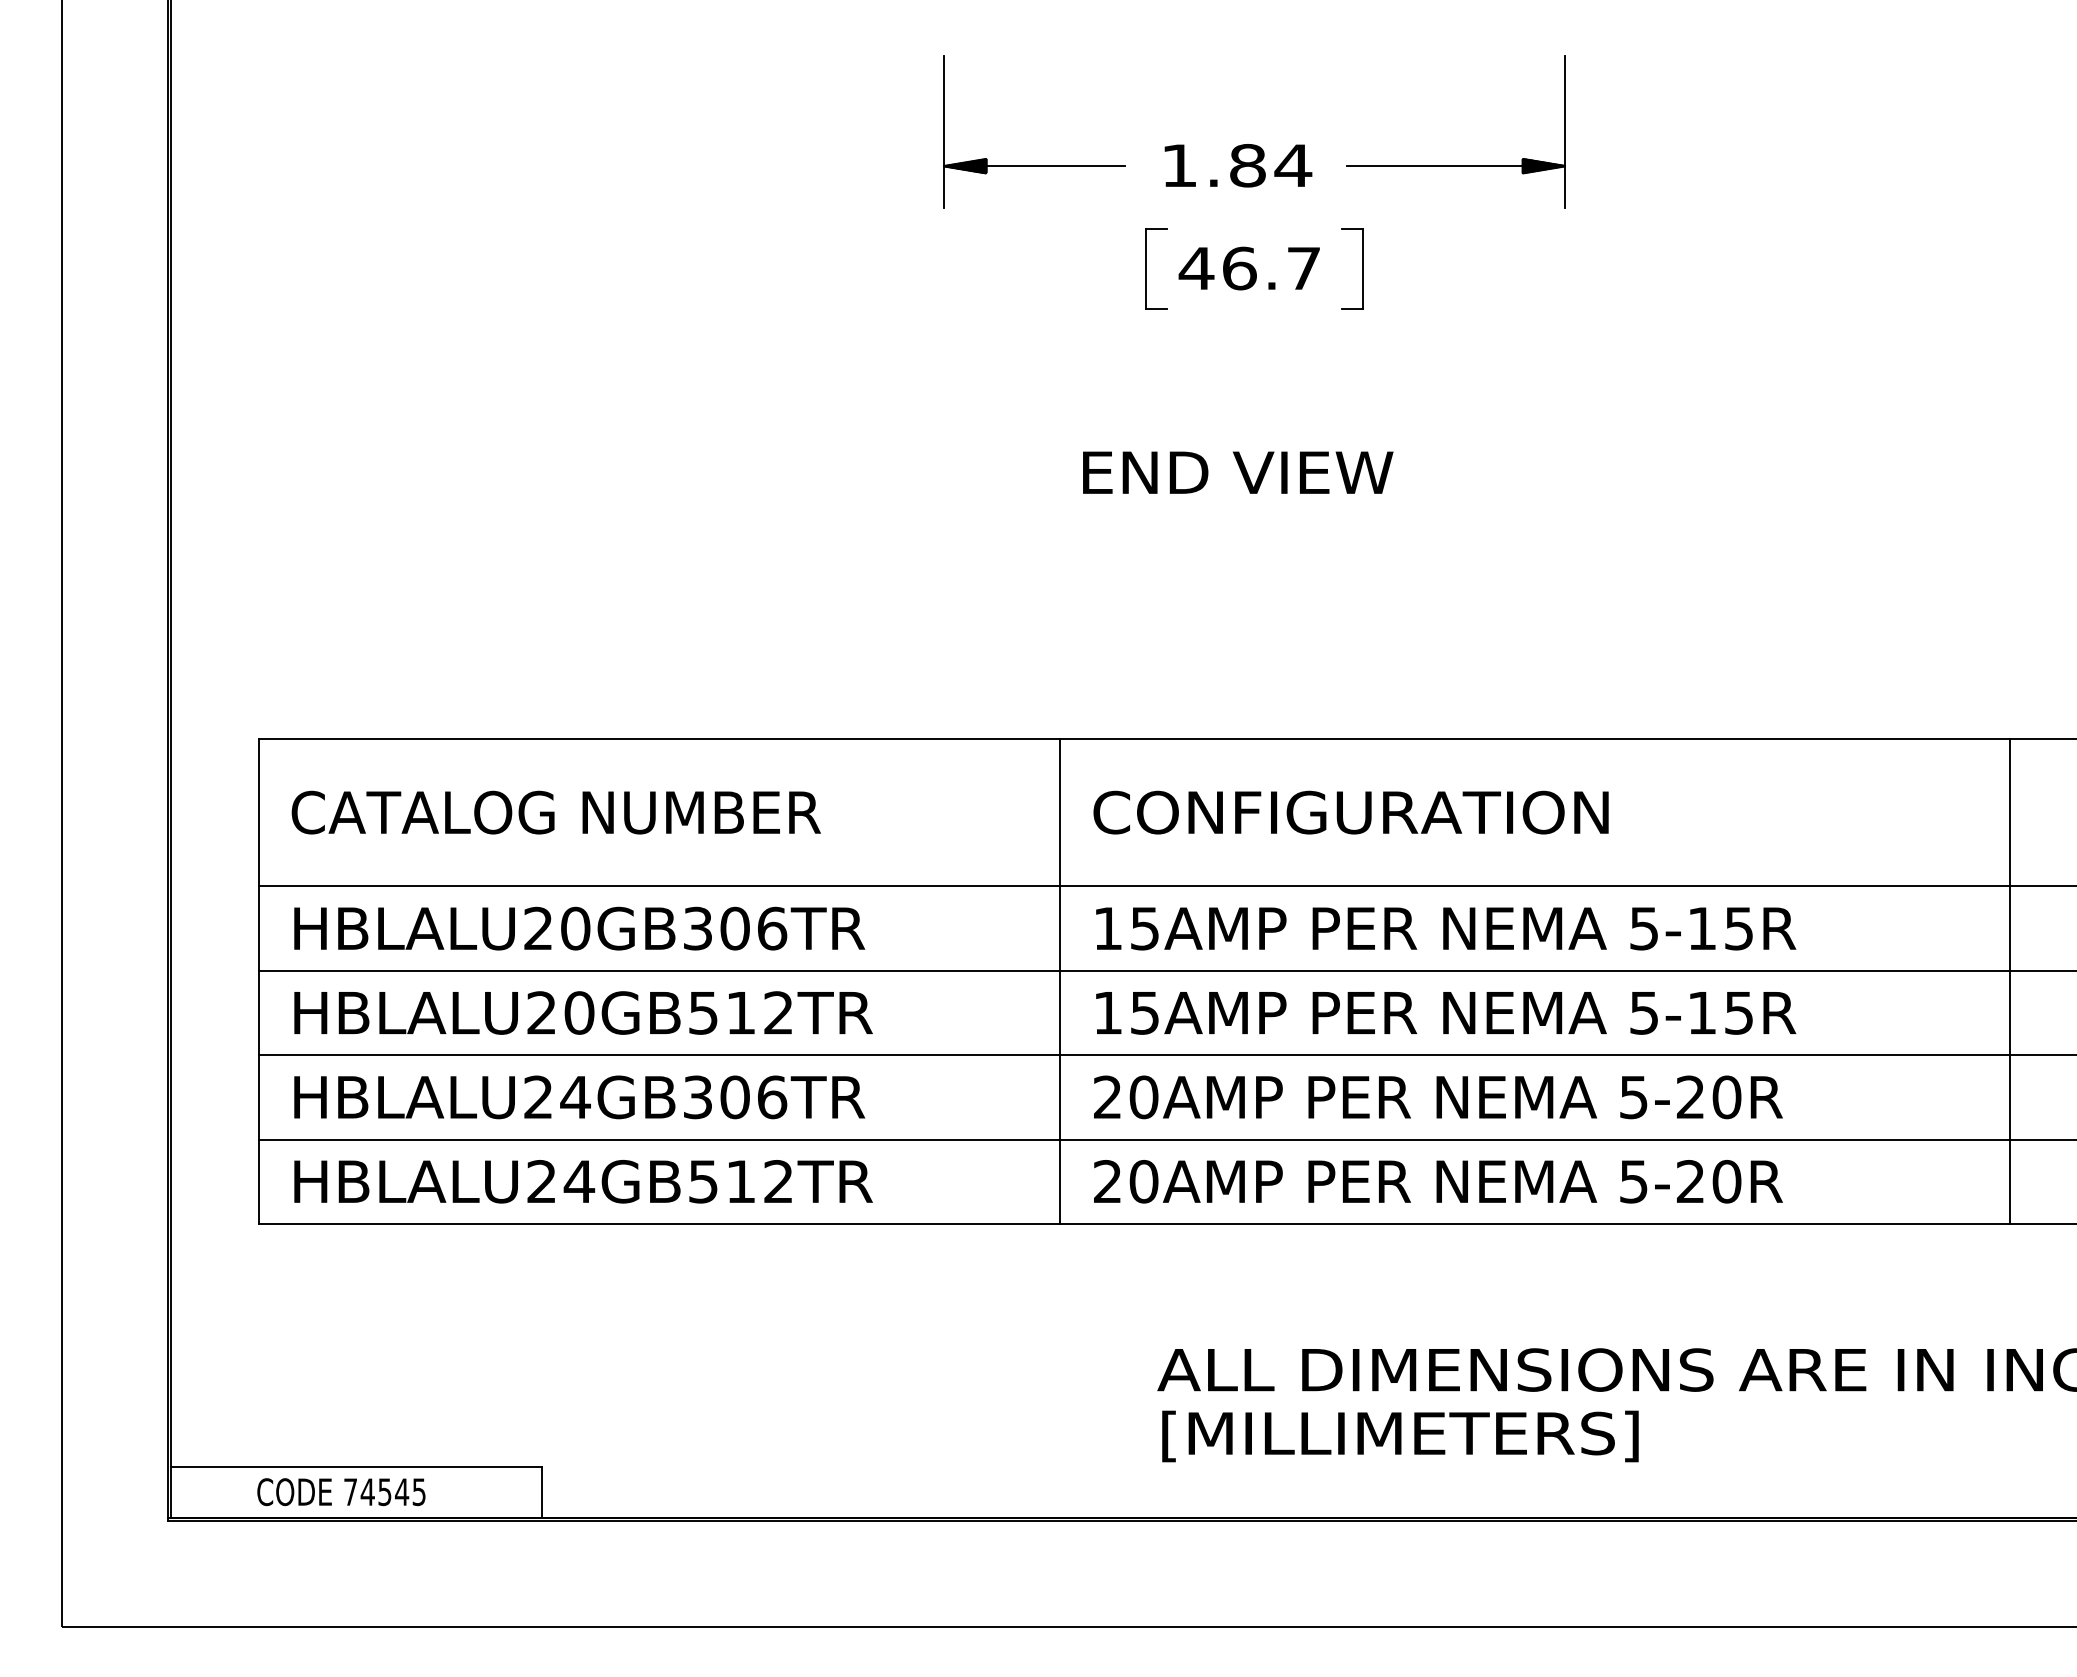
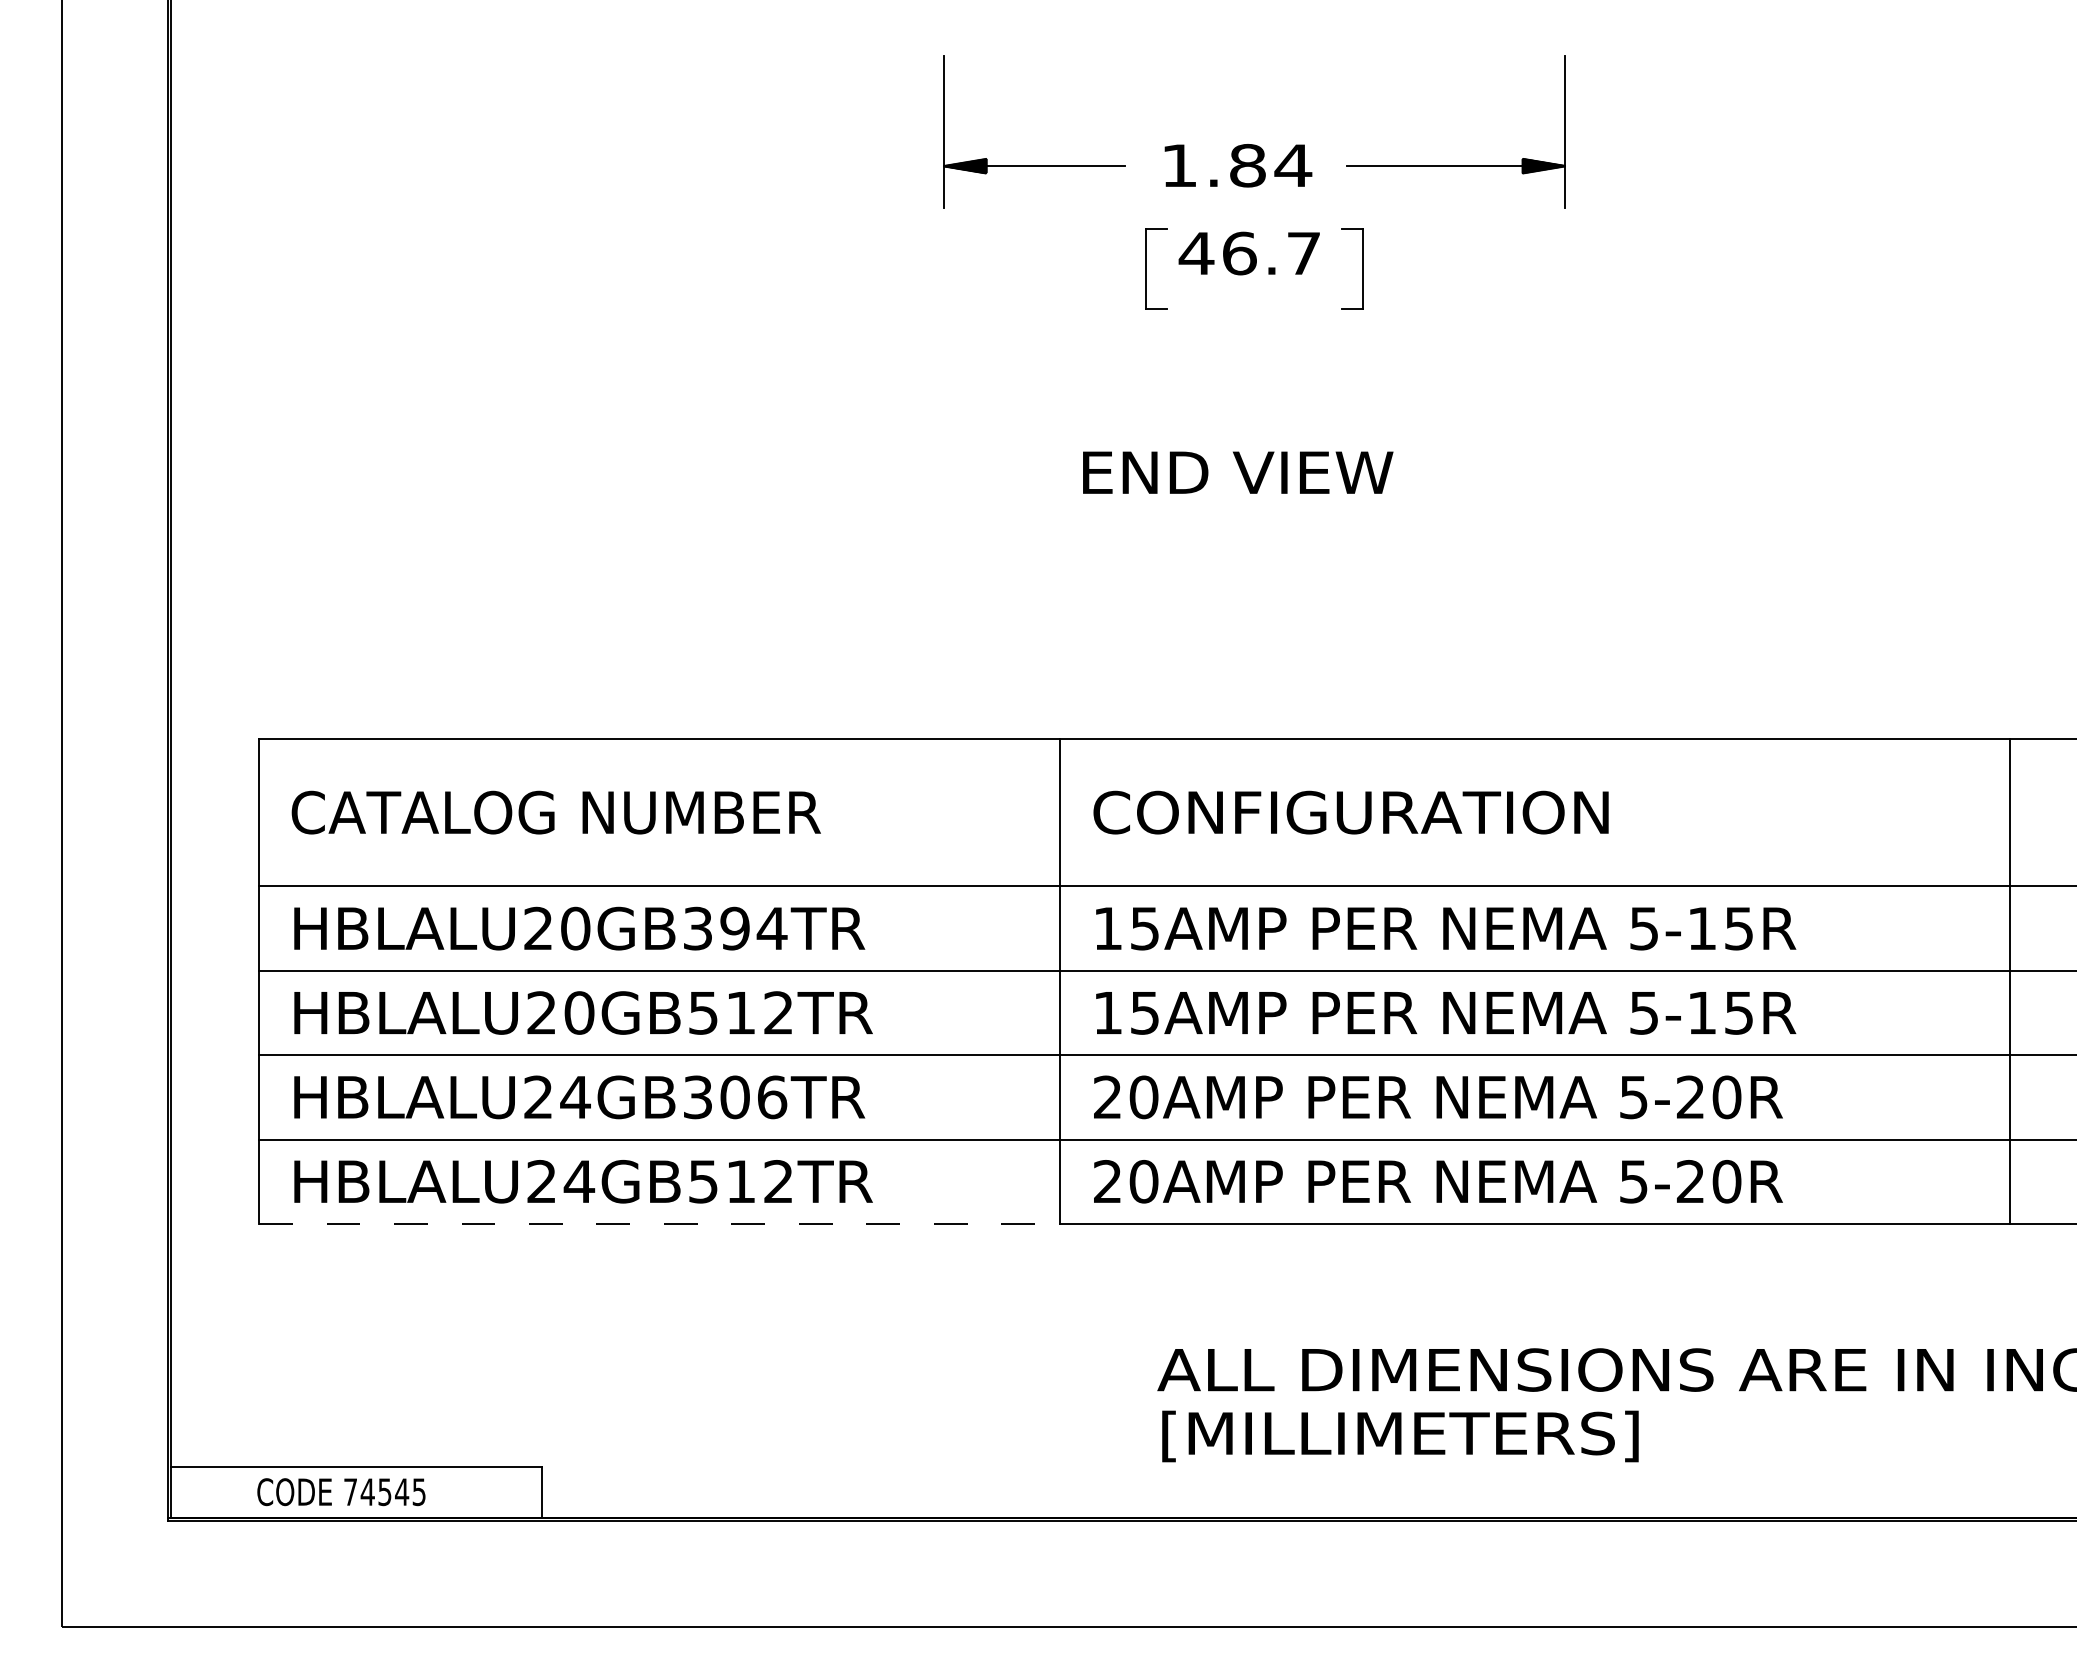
text position: (1248, 268) -> (1248, 253) (1248, 253)
text: HBLALU20GB306TR -> HBLALU20GB394TR (753, 928)
line: solid -> dashed (659, 1223)
